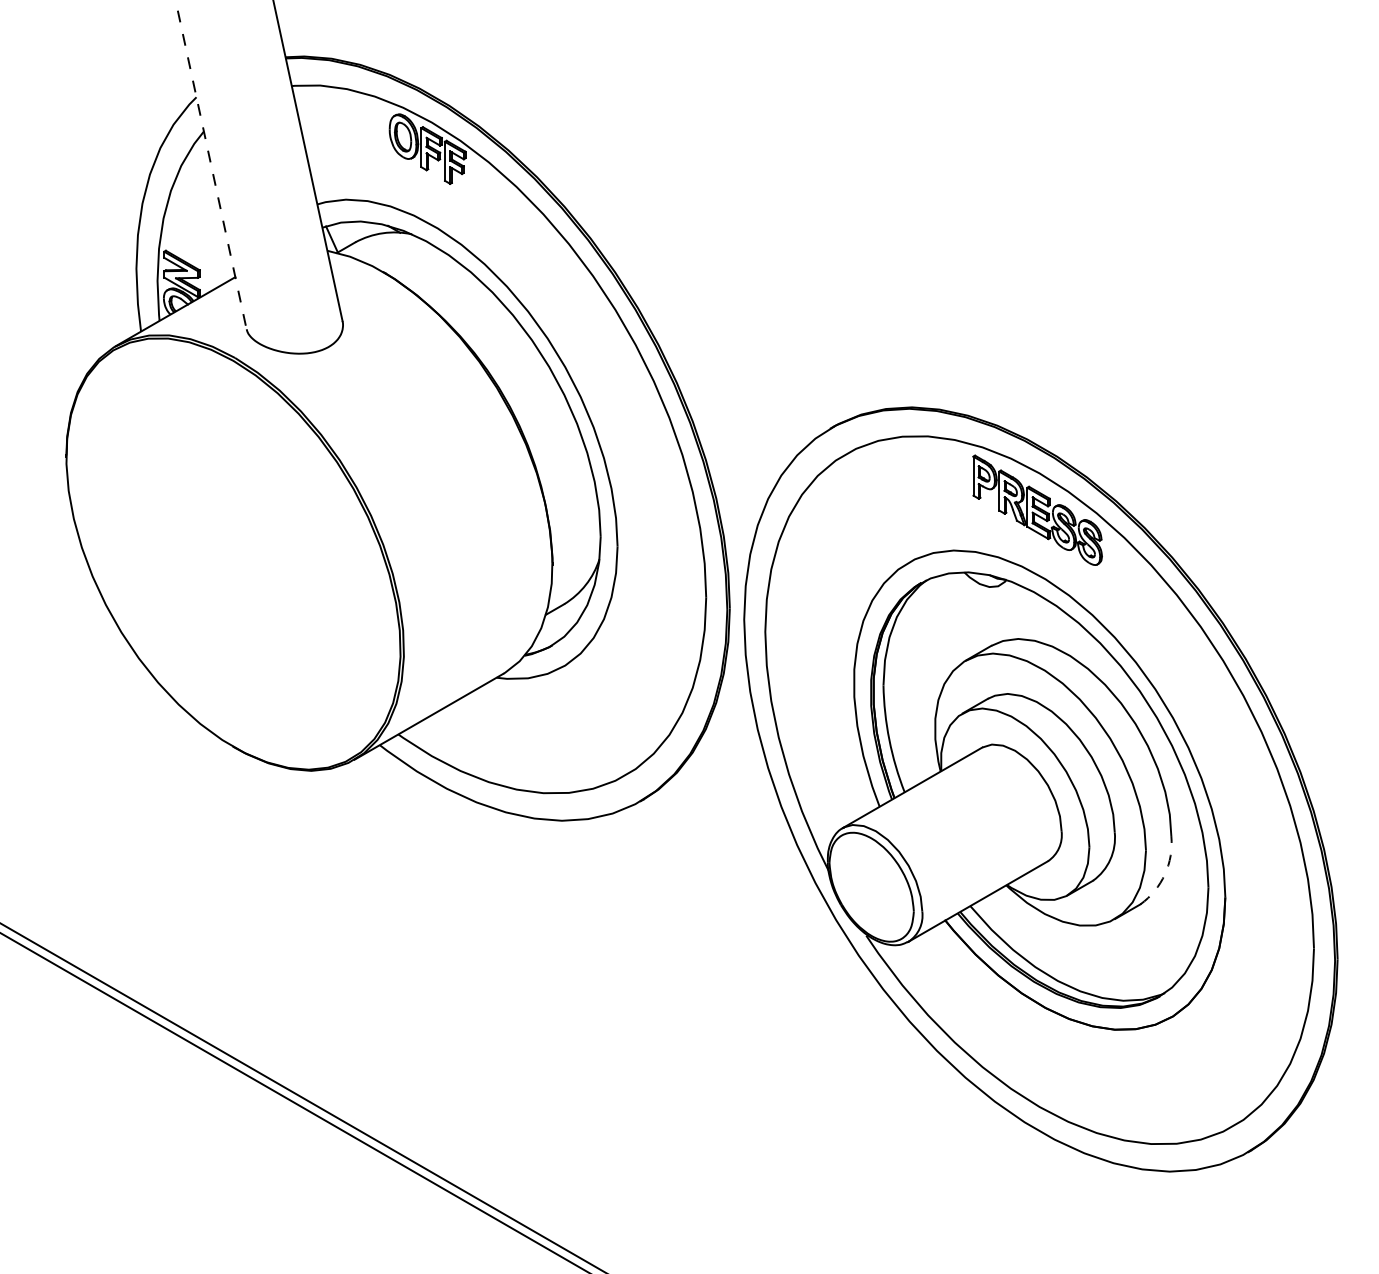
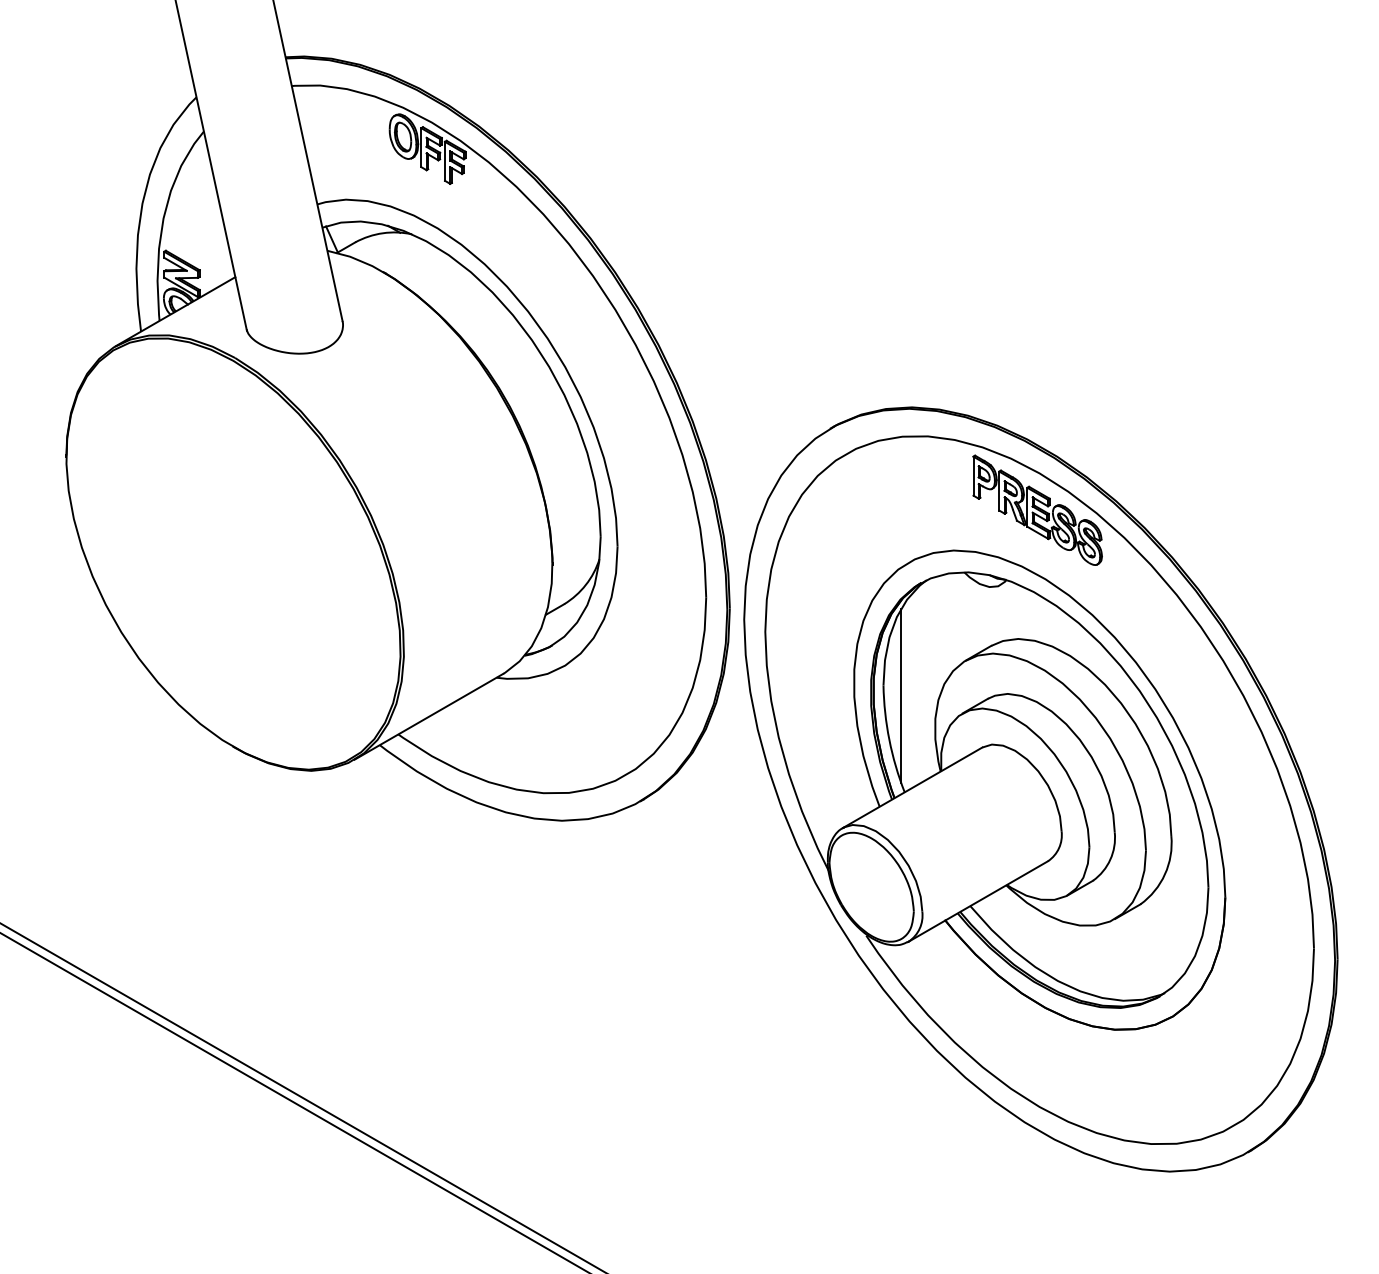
line: dashed -> solid (211, 165)
line: none -> present (901, 695)
arc: dashed -> solid (1164, 874)
